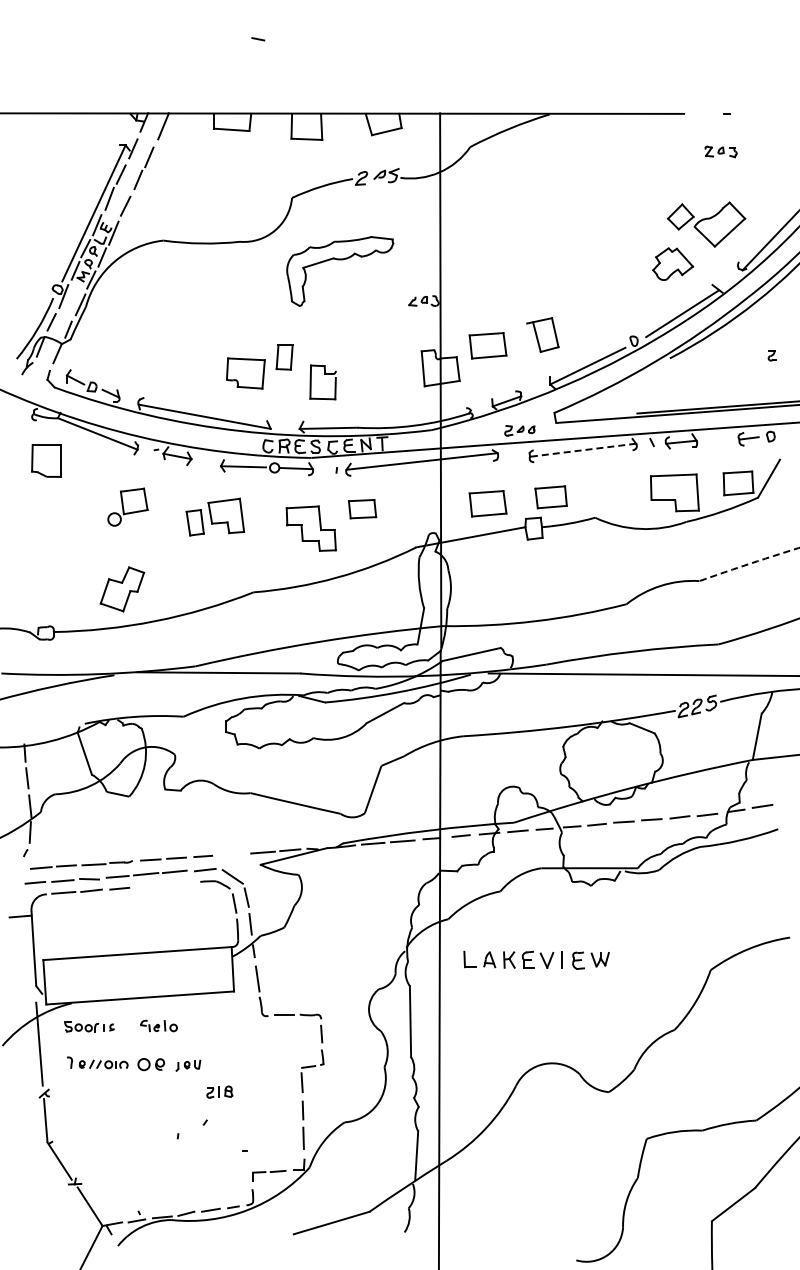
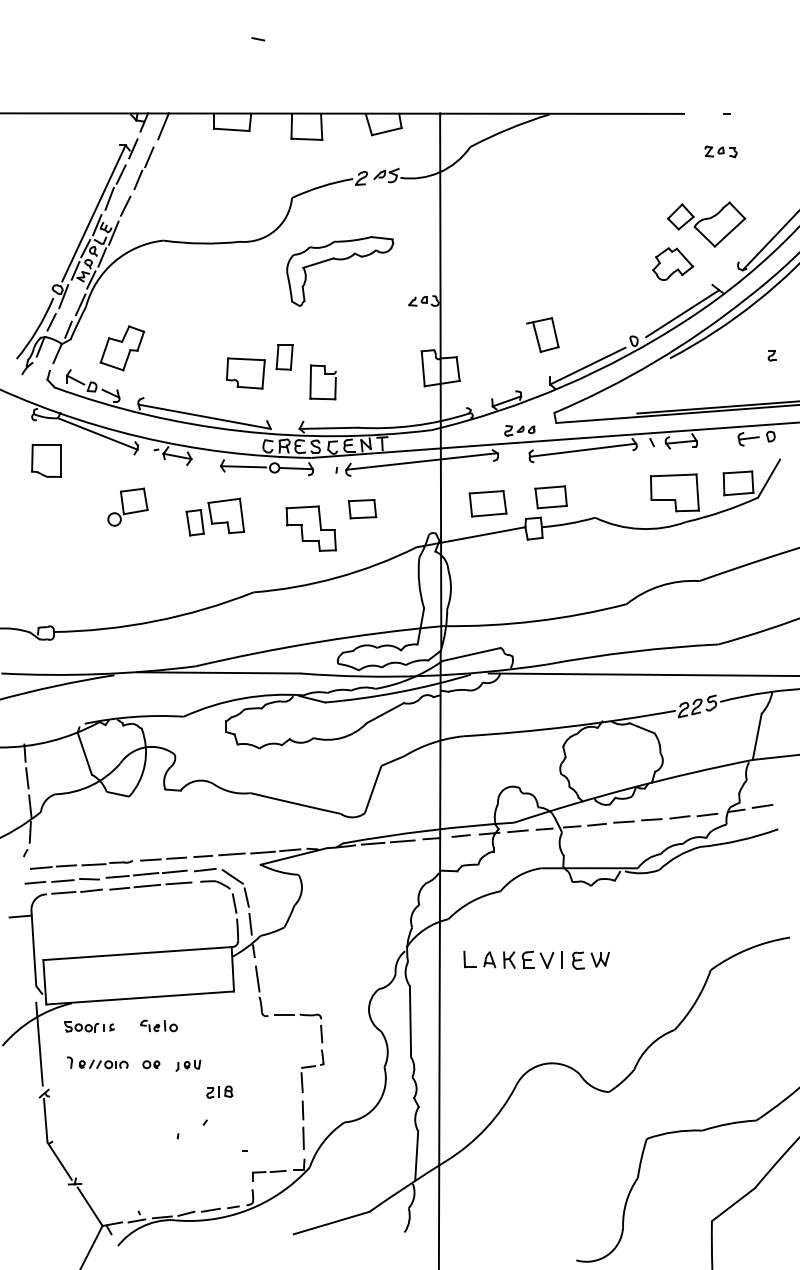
part: present -> none (487, 345)
line: dashed -> solid (582, 450)
arc: dashed -> solid (749, 564)
part position: (122, 589) -> (122, 348) (122, 348)
line: none -> present (231, 854)
line: none -> present (178, 883)
line: none -> present (147, 885)
part size: 28x14 px -> 19x10 px (151, 1064)
